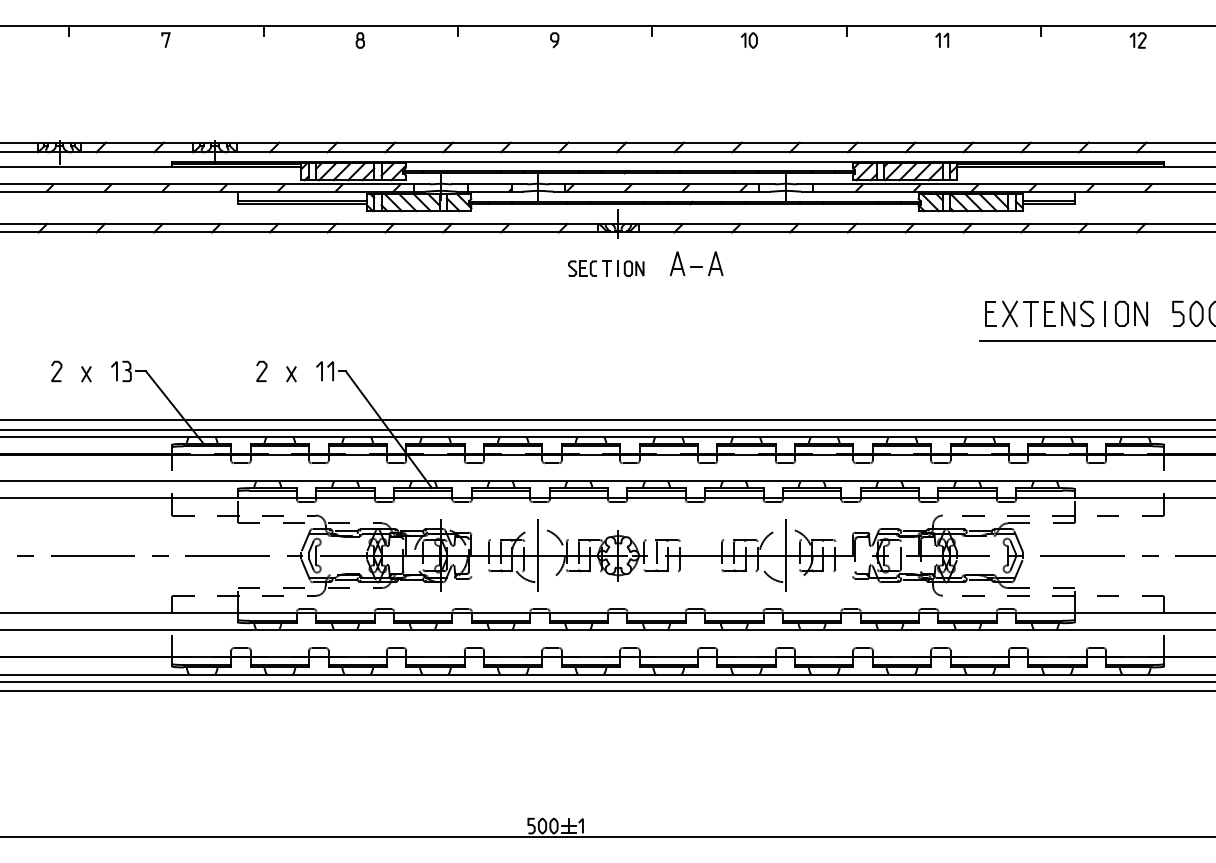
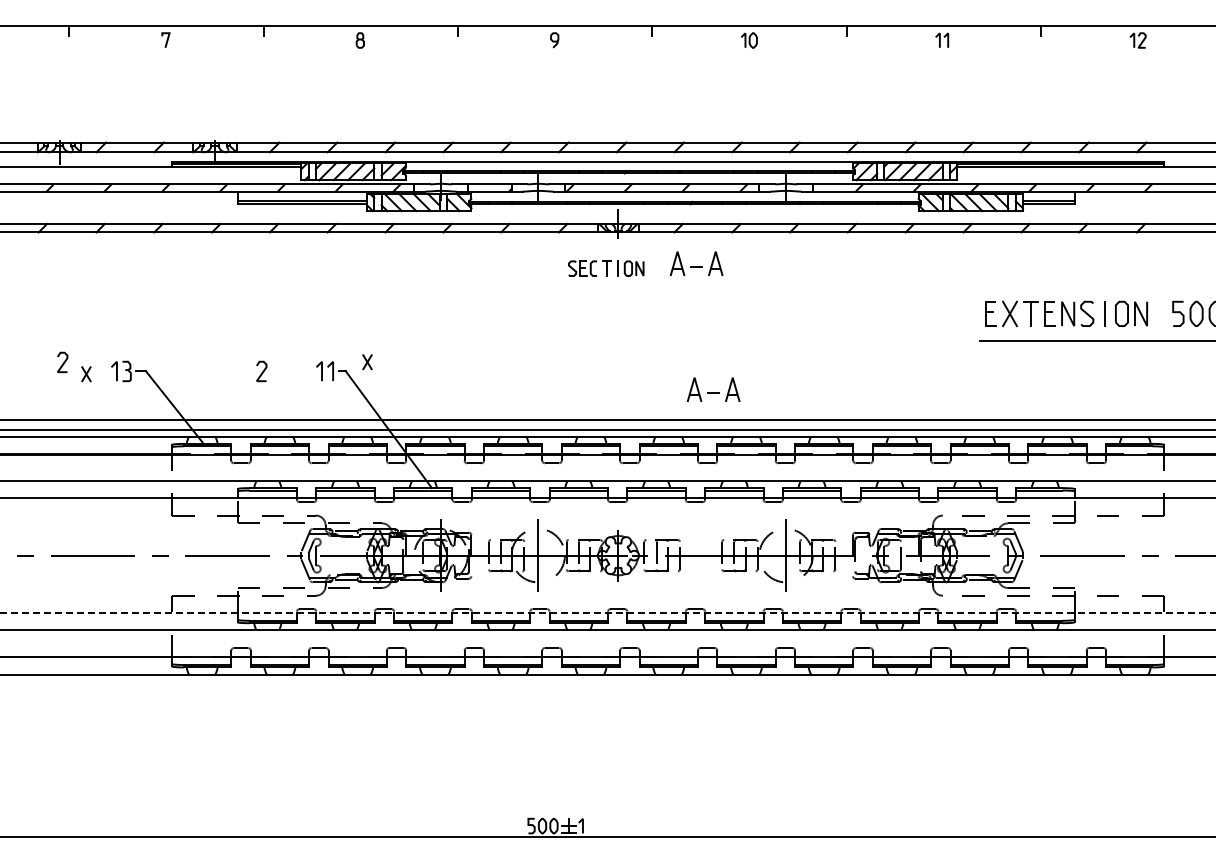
curve position: (57, 371) -> (63, 362) (63, 362)
part position: (291, 374) -> (367, 362) (367, 362)
part: none -> present (713, 389)
line: solid -> dashed (608, 613)
line: present -> none (607, 681)
line: present -> none (607, 691)
